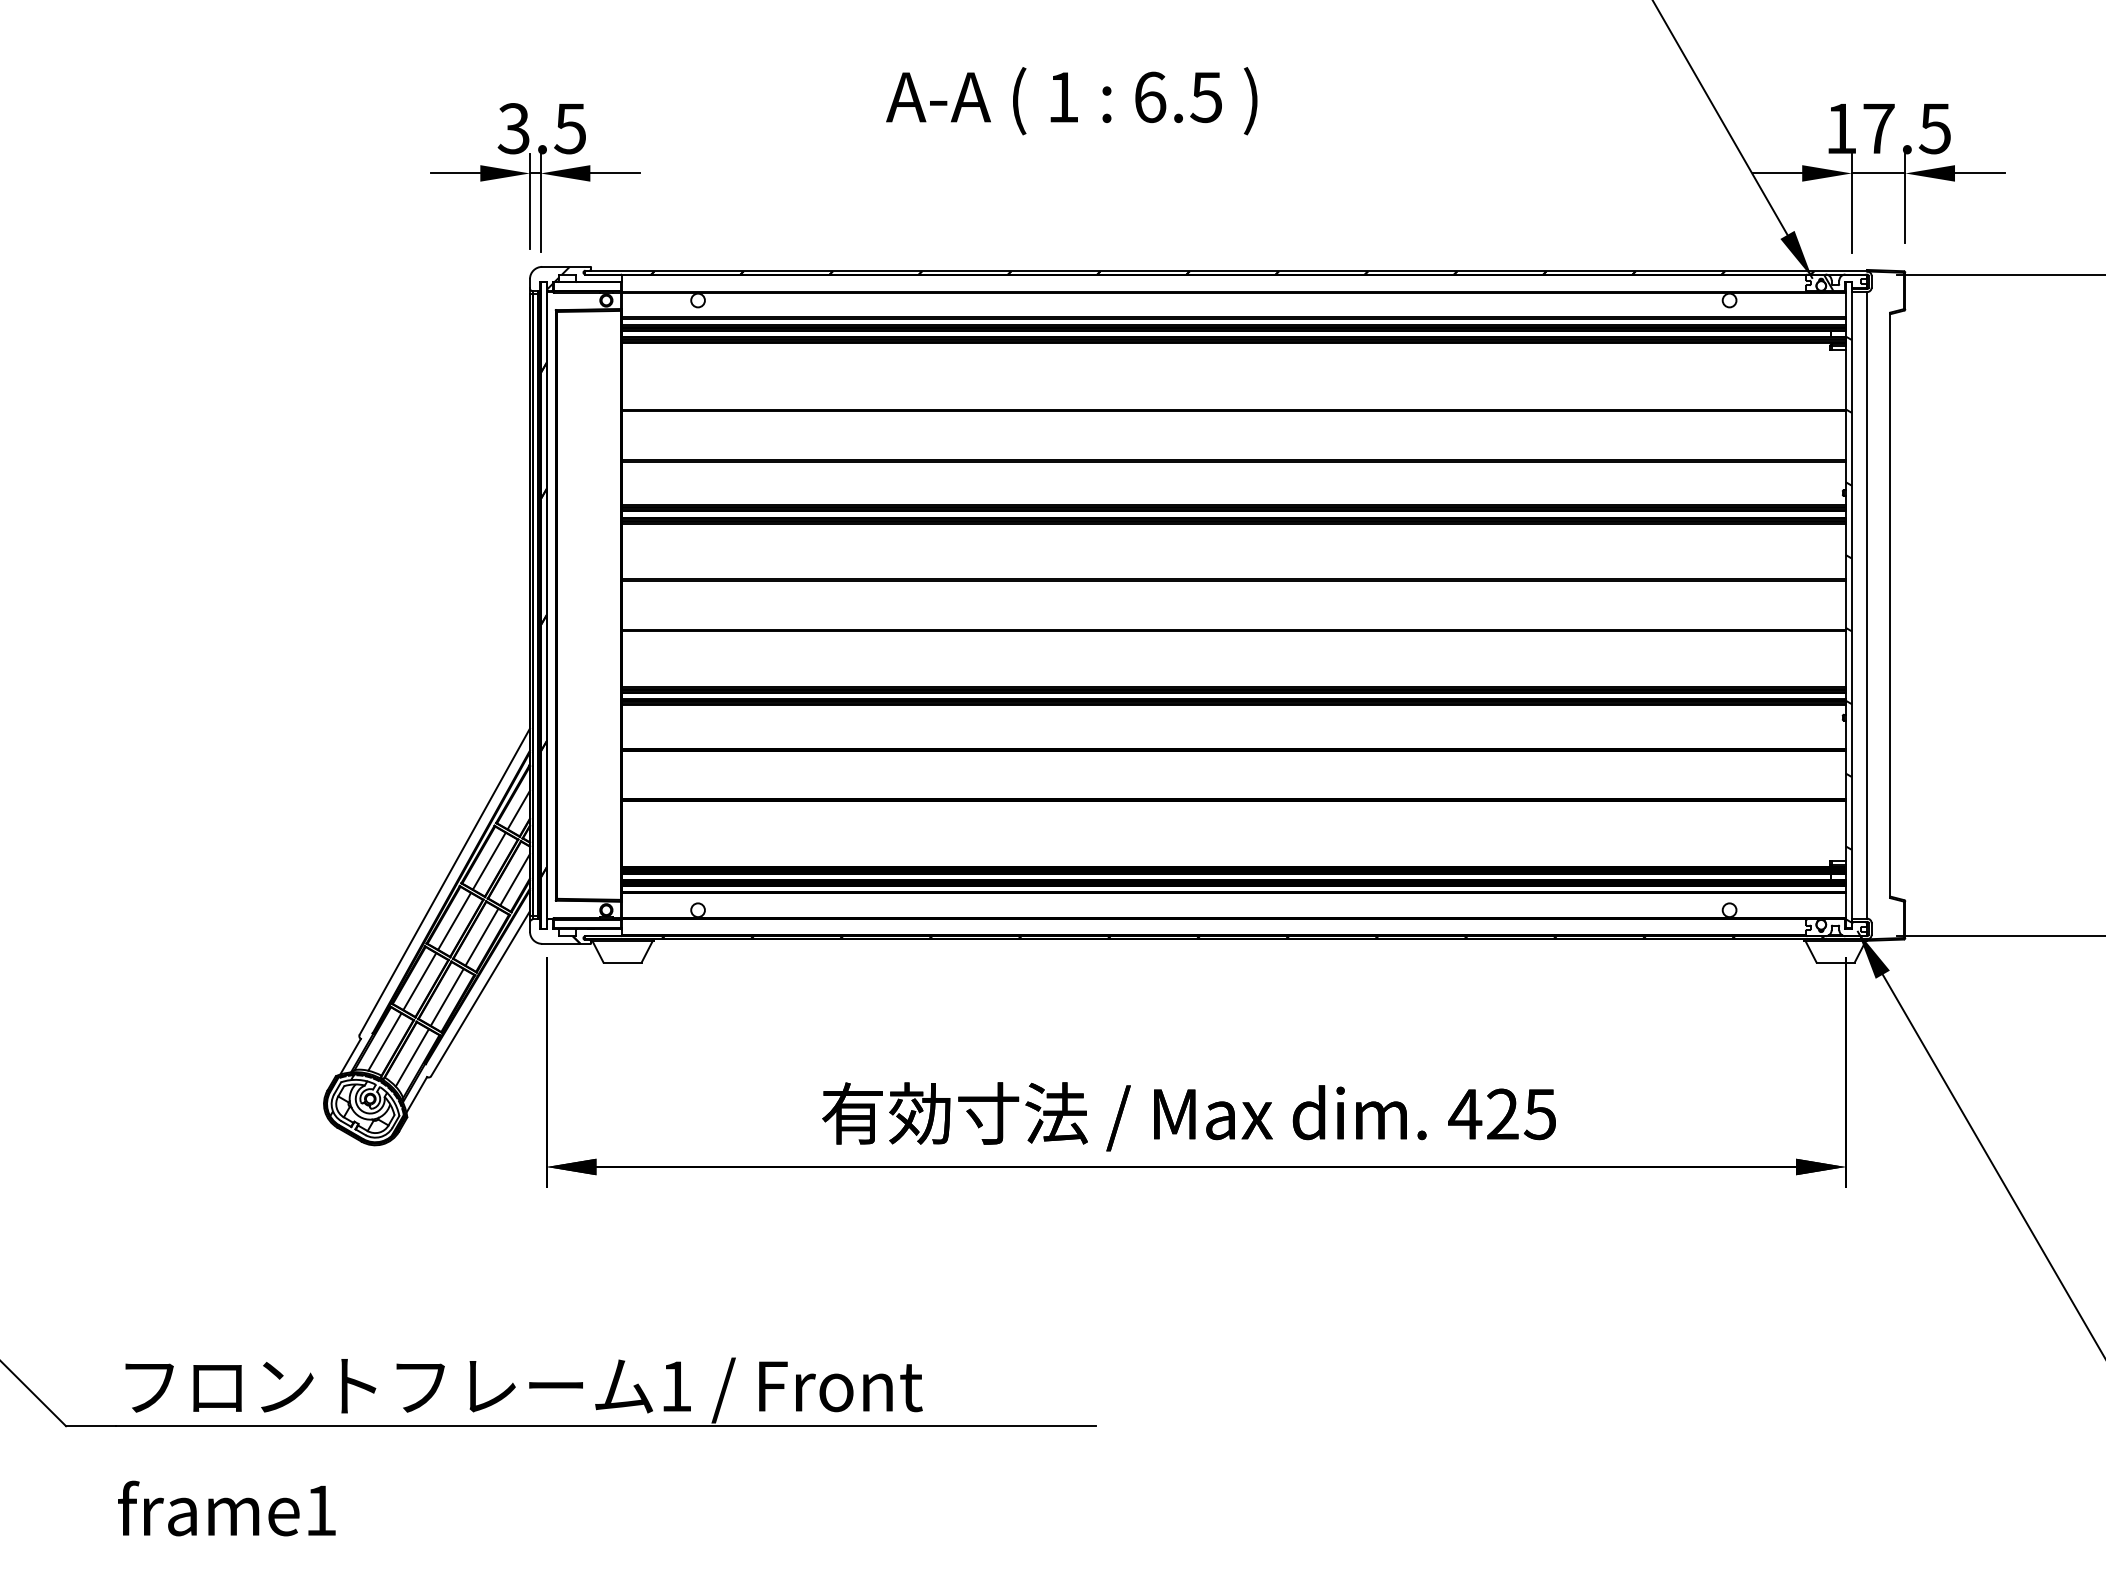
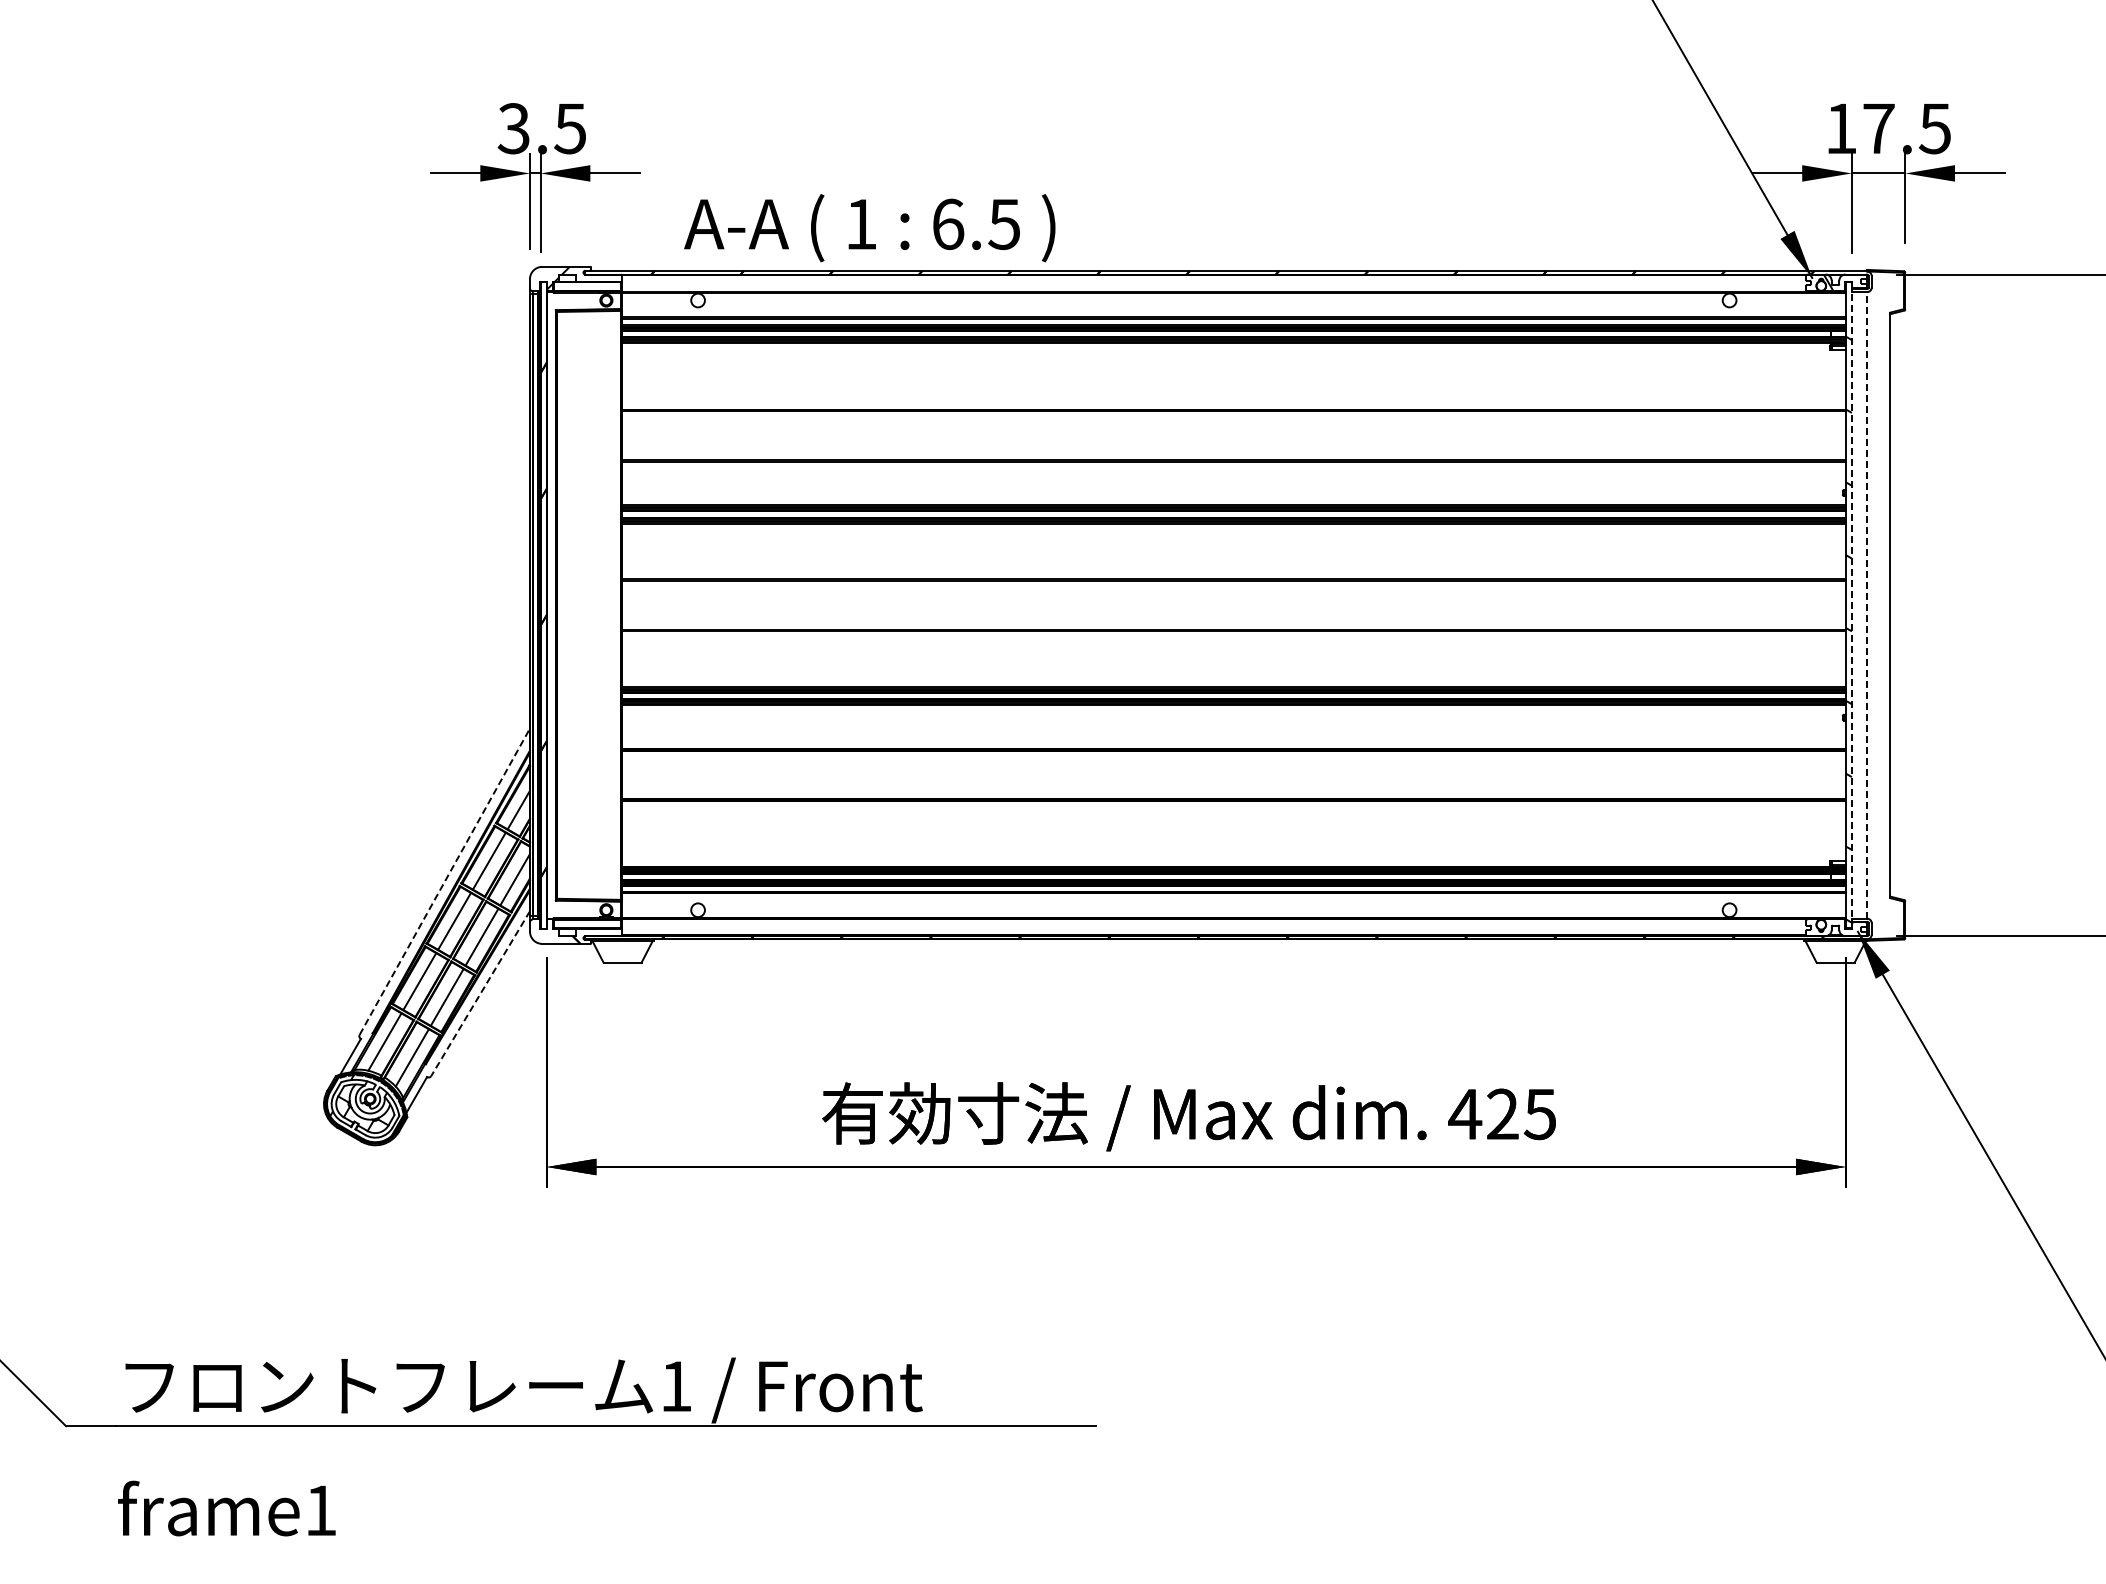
text position: (1071, 101) -> (869, 228) (869, 228)
line: solid -> dashed (1867, 604)
line: solid -> dashed (1851, 605)
line: solid -> dashed (445, 881)
line: solid -> dashed (480, 994)
